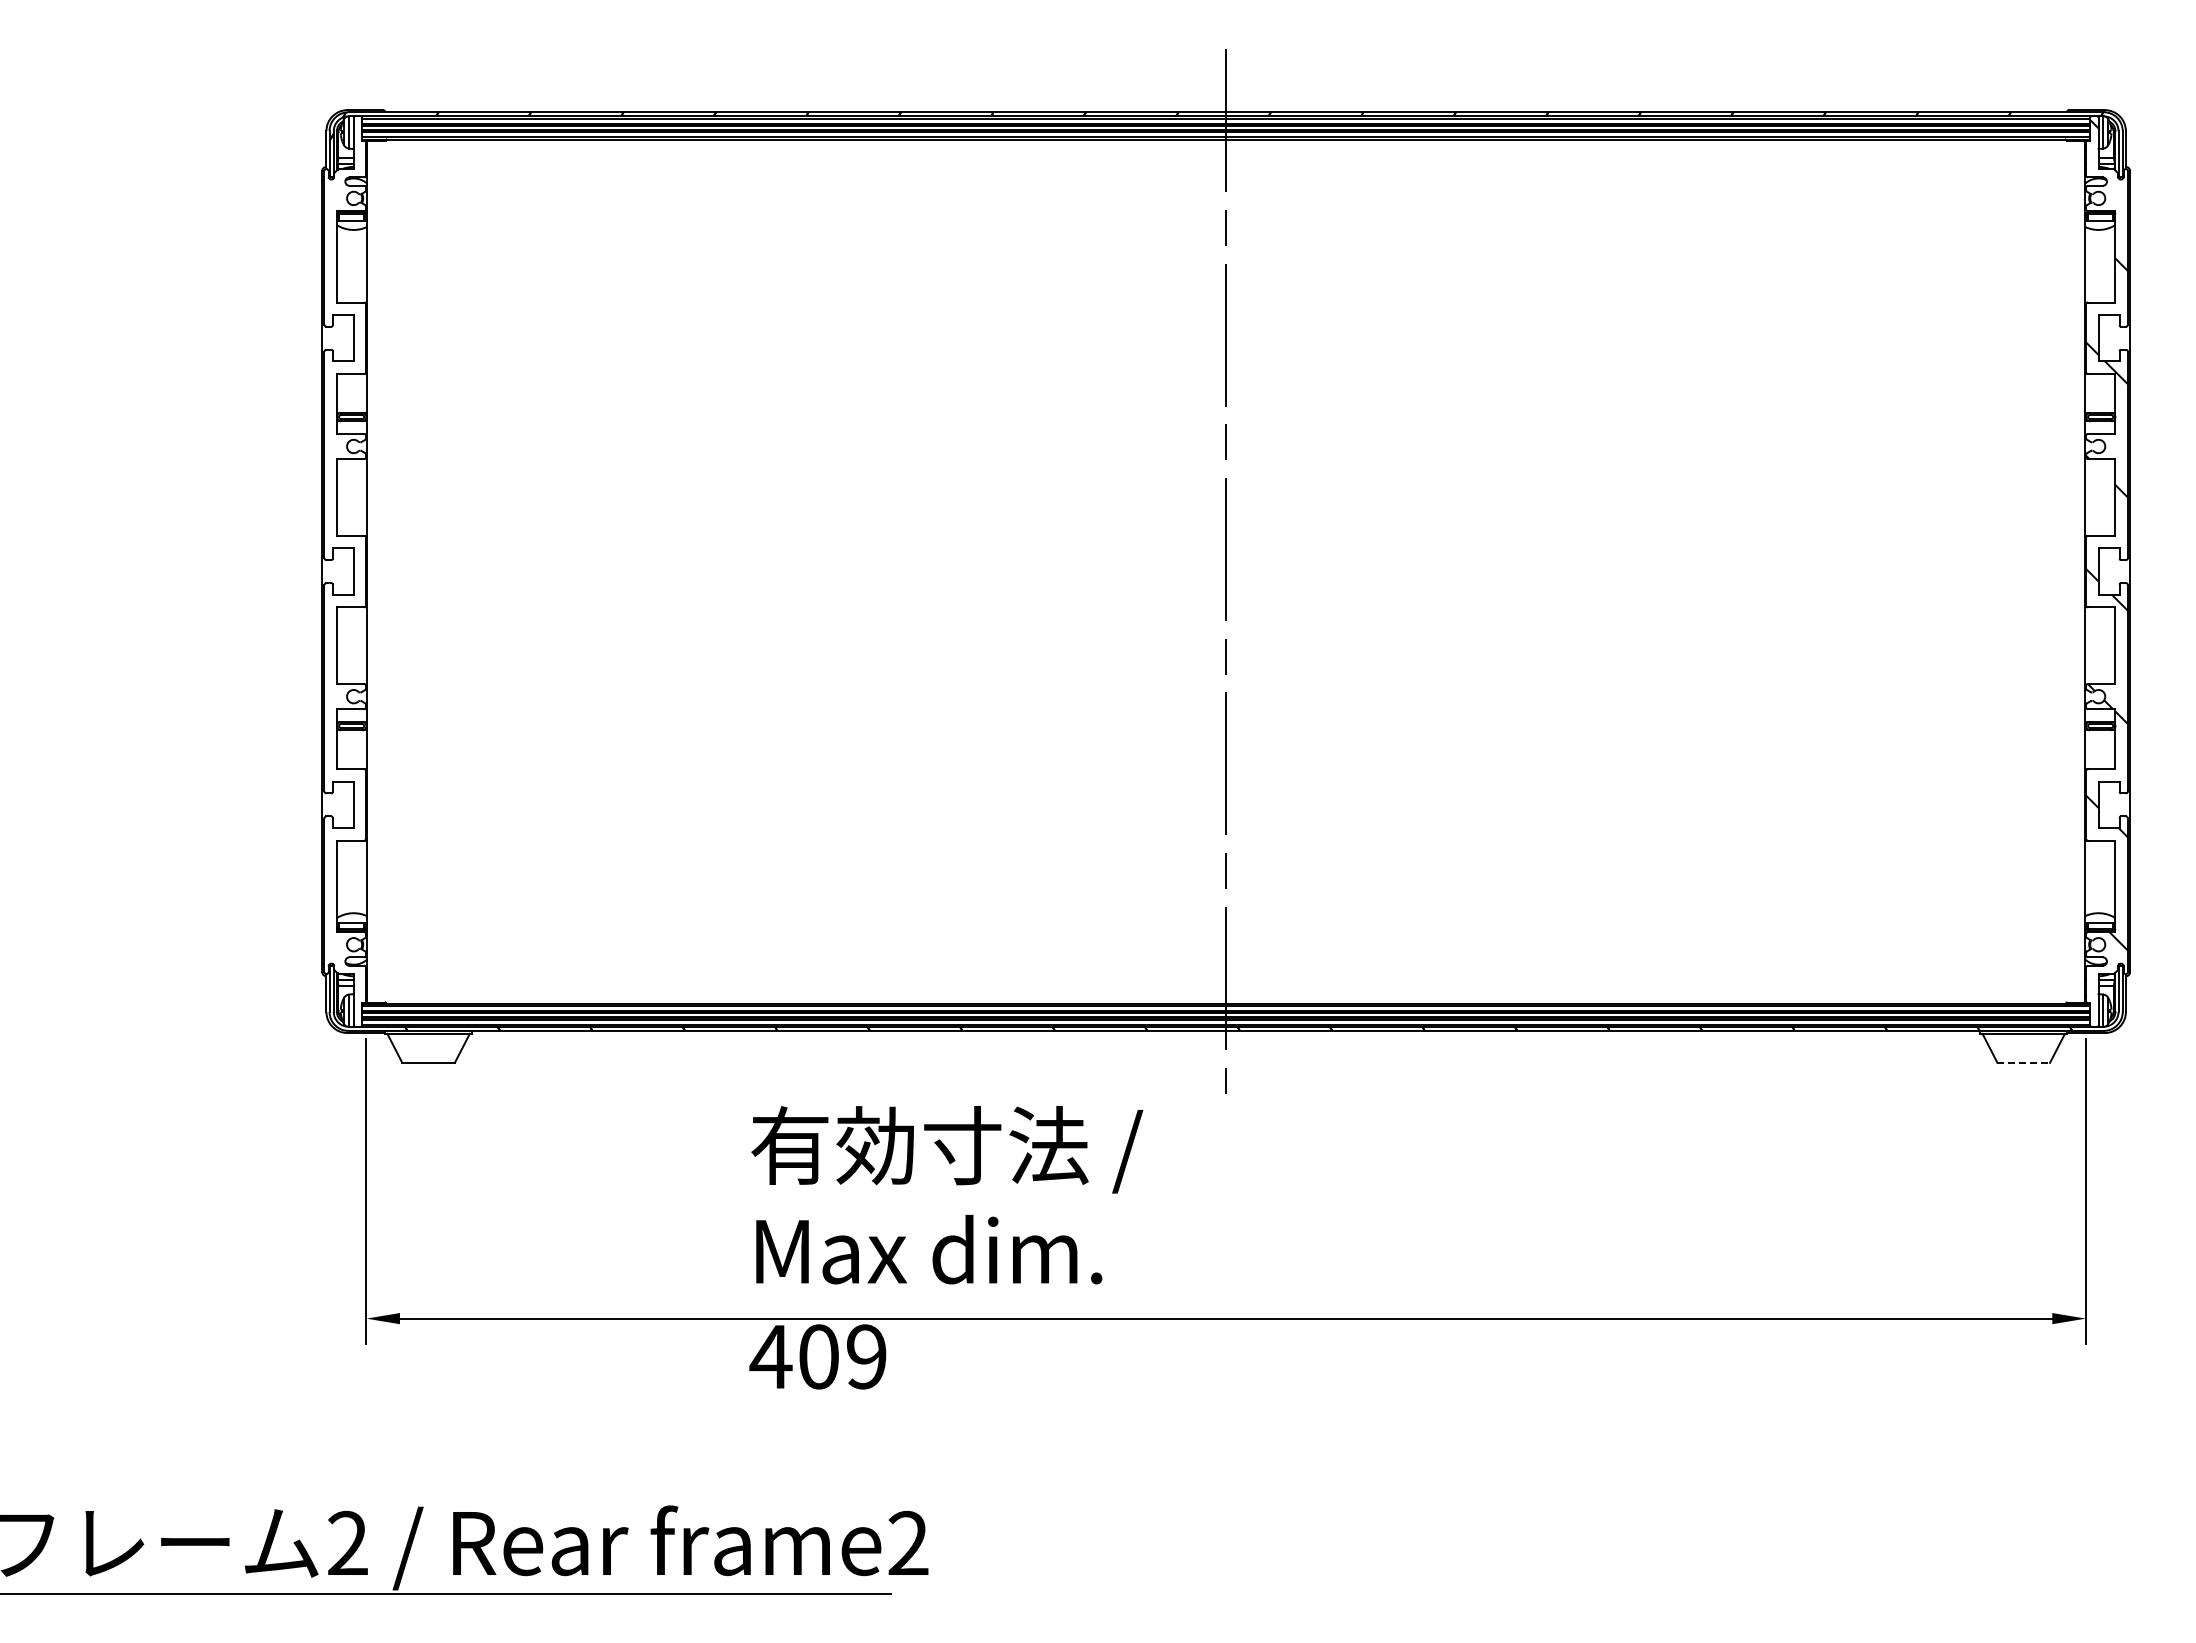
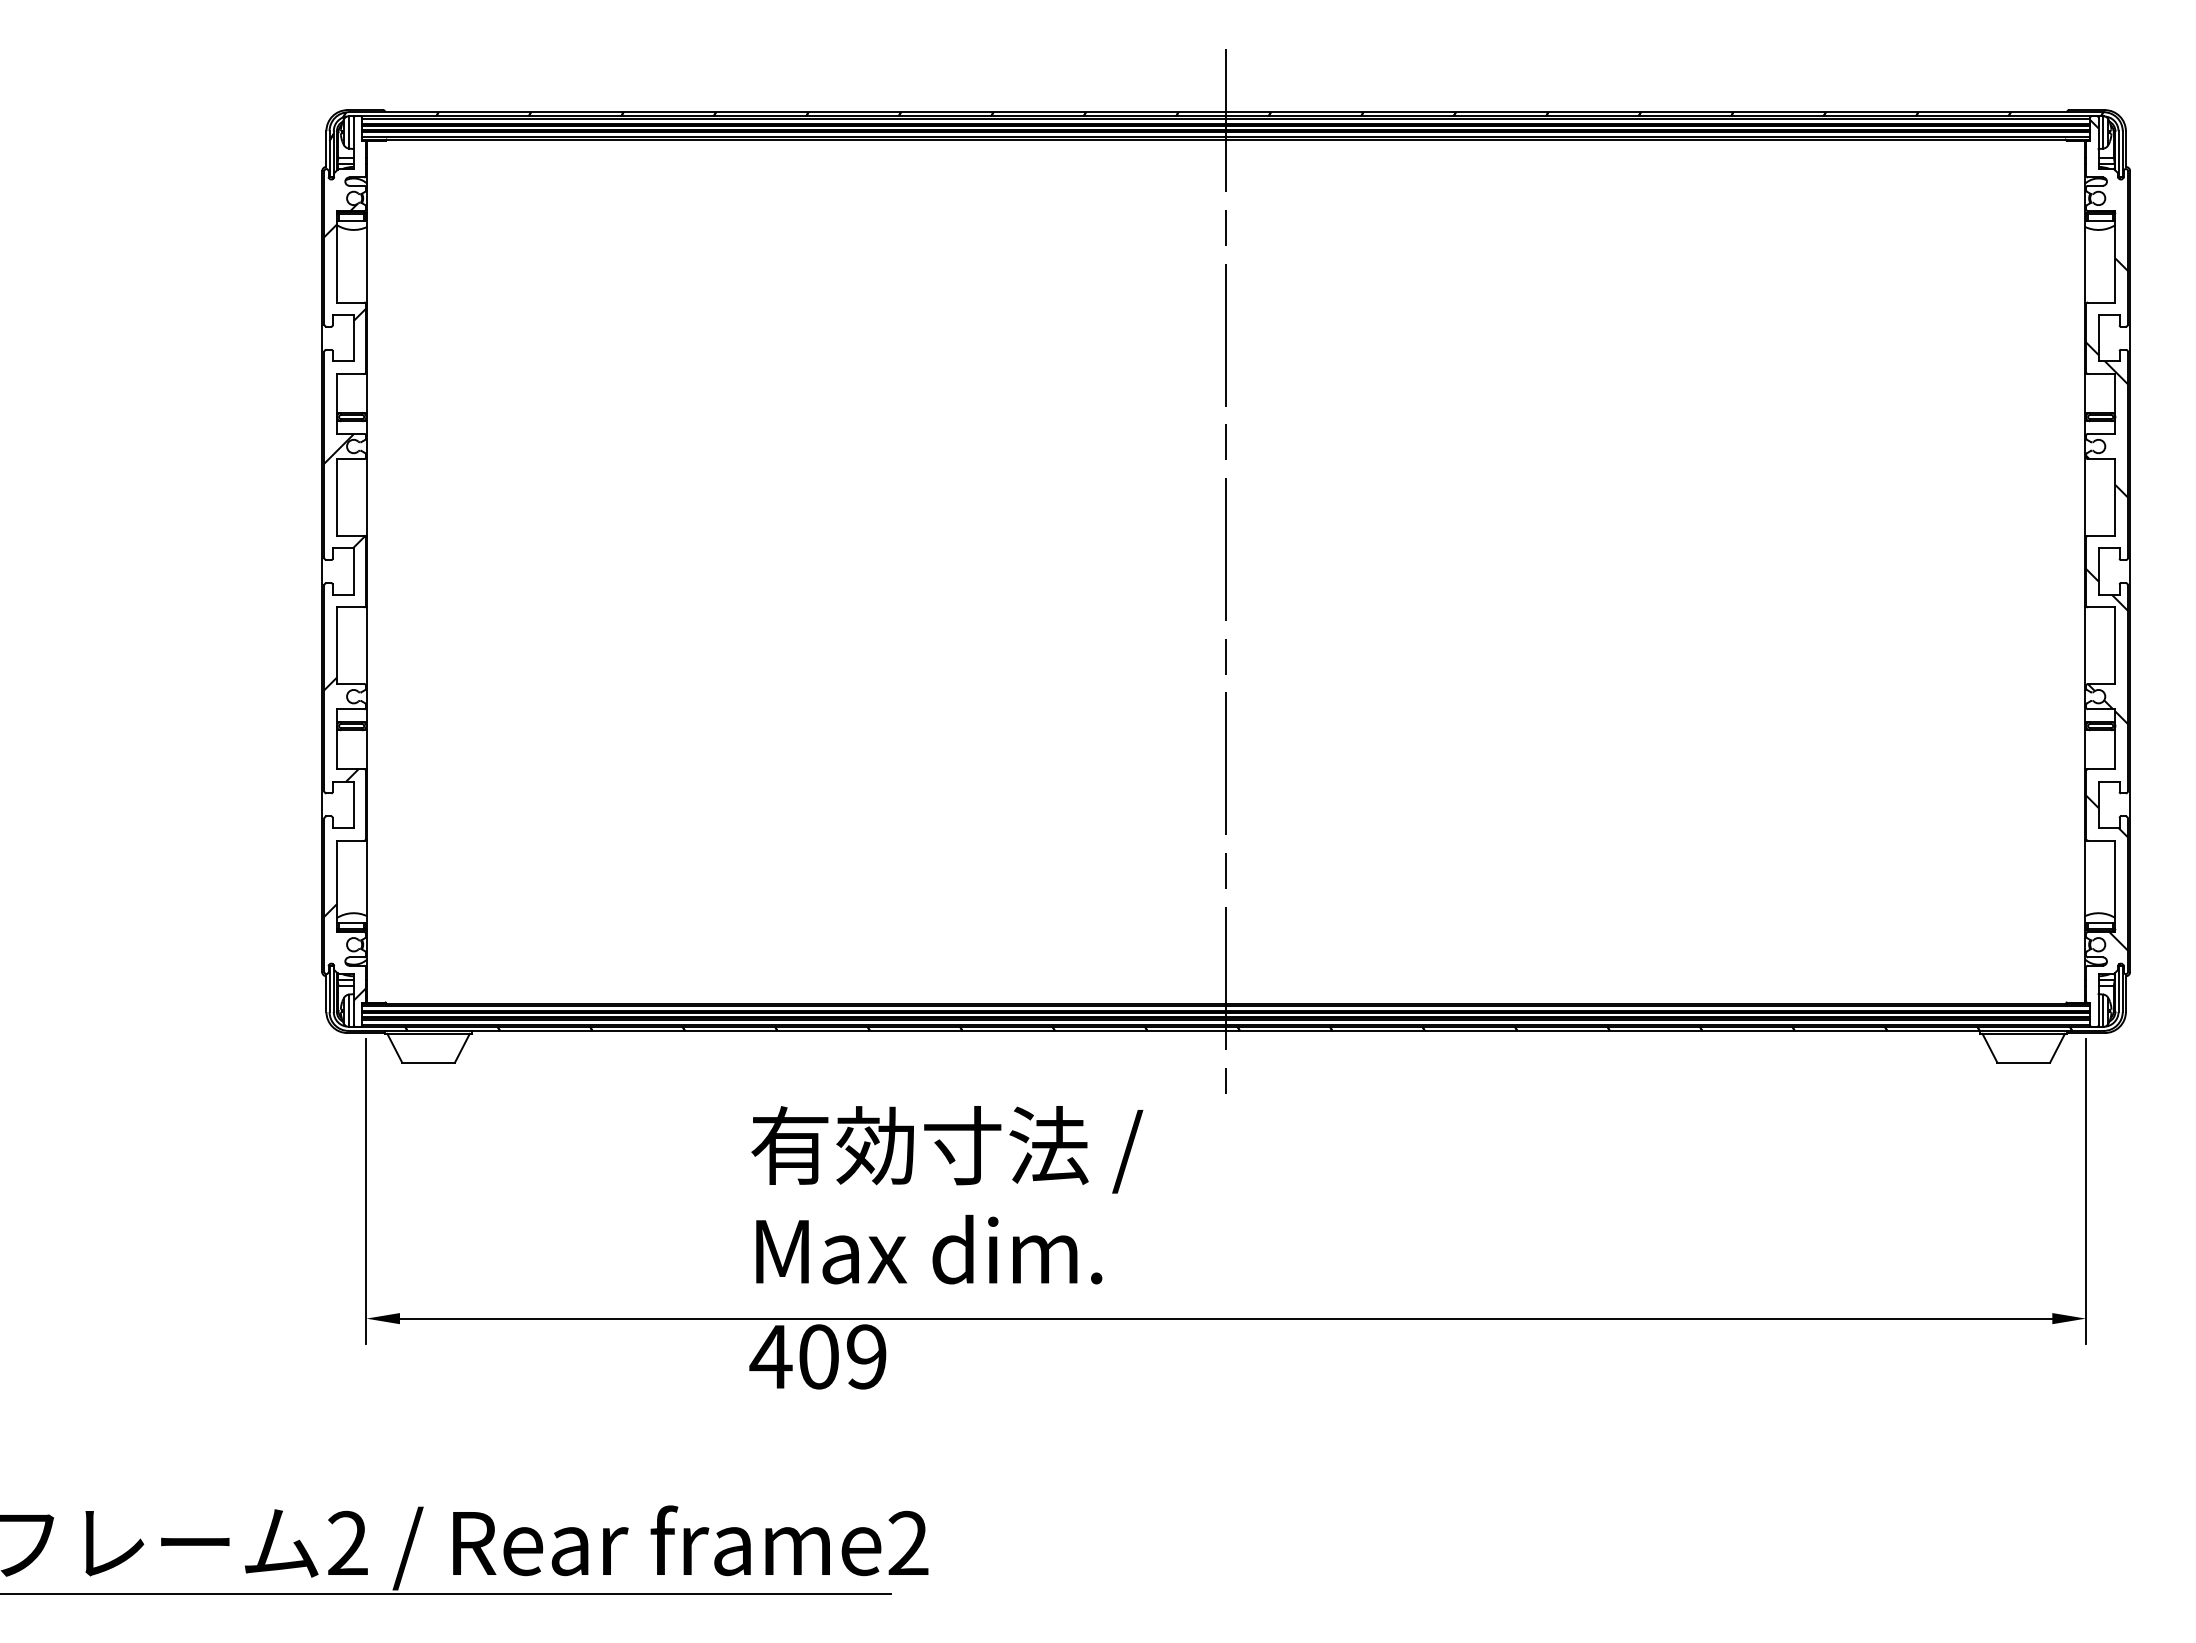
hatch: none -> present (345, 601)
line: dashed -> solid (2024, 1062)
